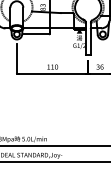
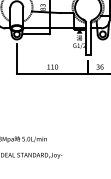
line: present -> none (54, 145)
line: present -> none (54, 162)
